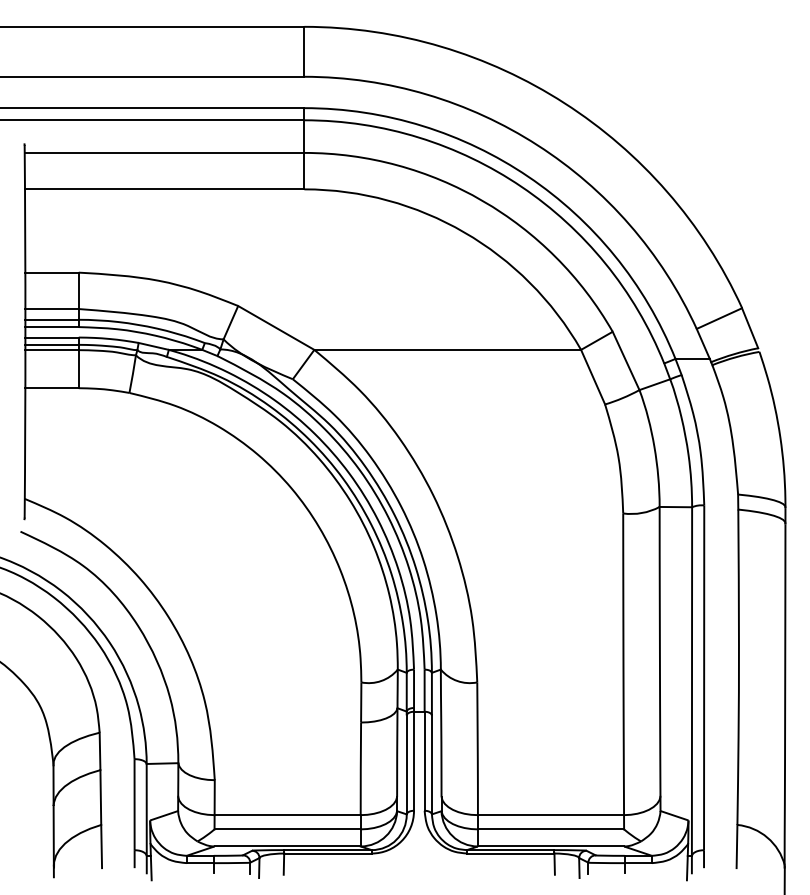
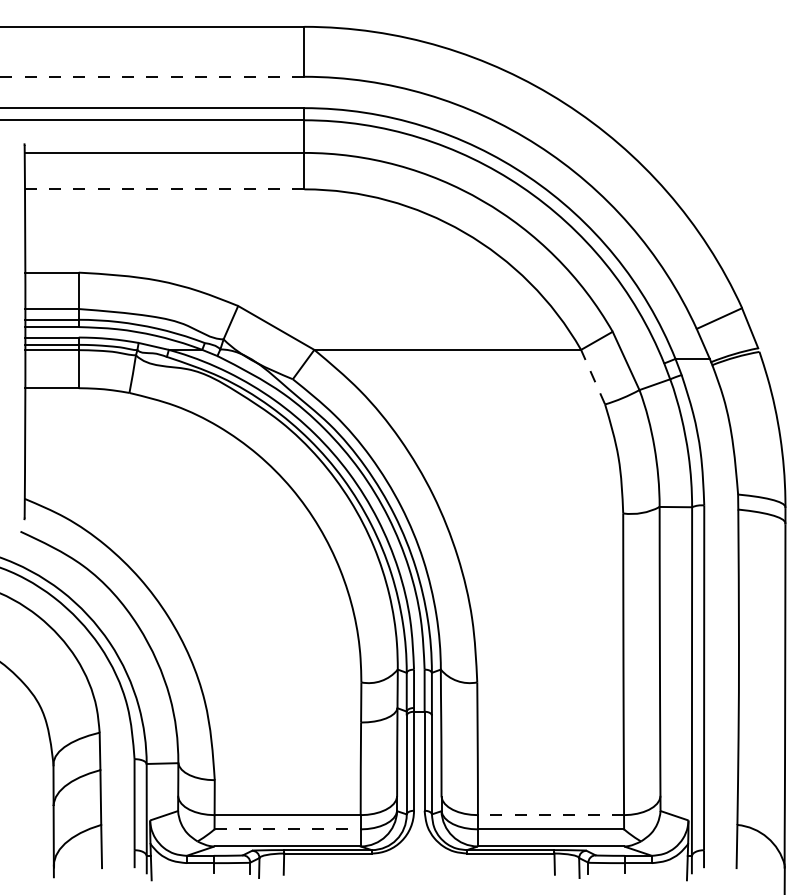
line: solid -> dashed (152, 76)
line: solid -> dashed (164, 189)
line: solid -> dashed (593, 377)
line: solid -> dashed (550, 815)
line: solid -> dashed (288, 829)
